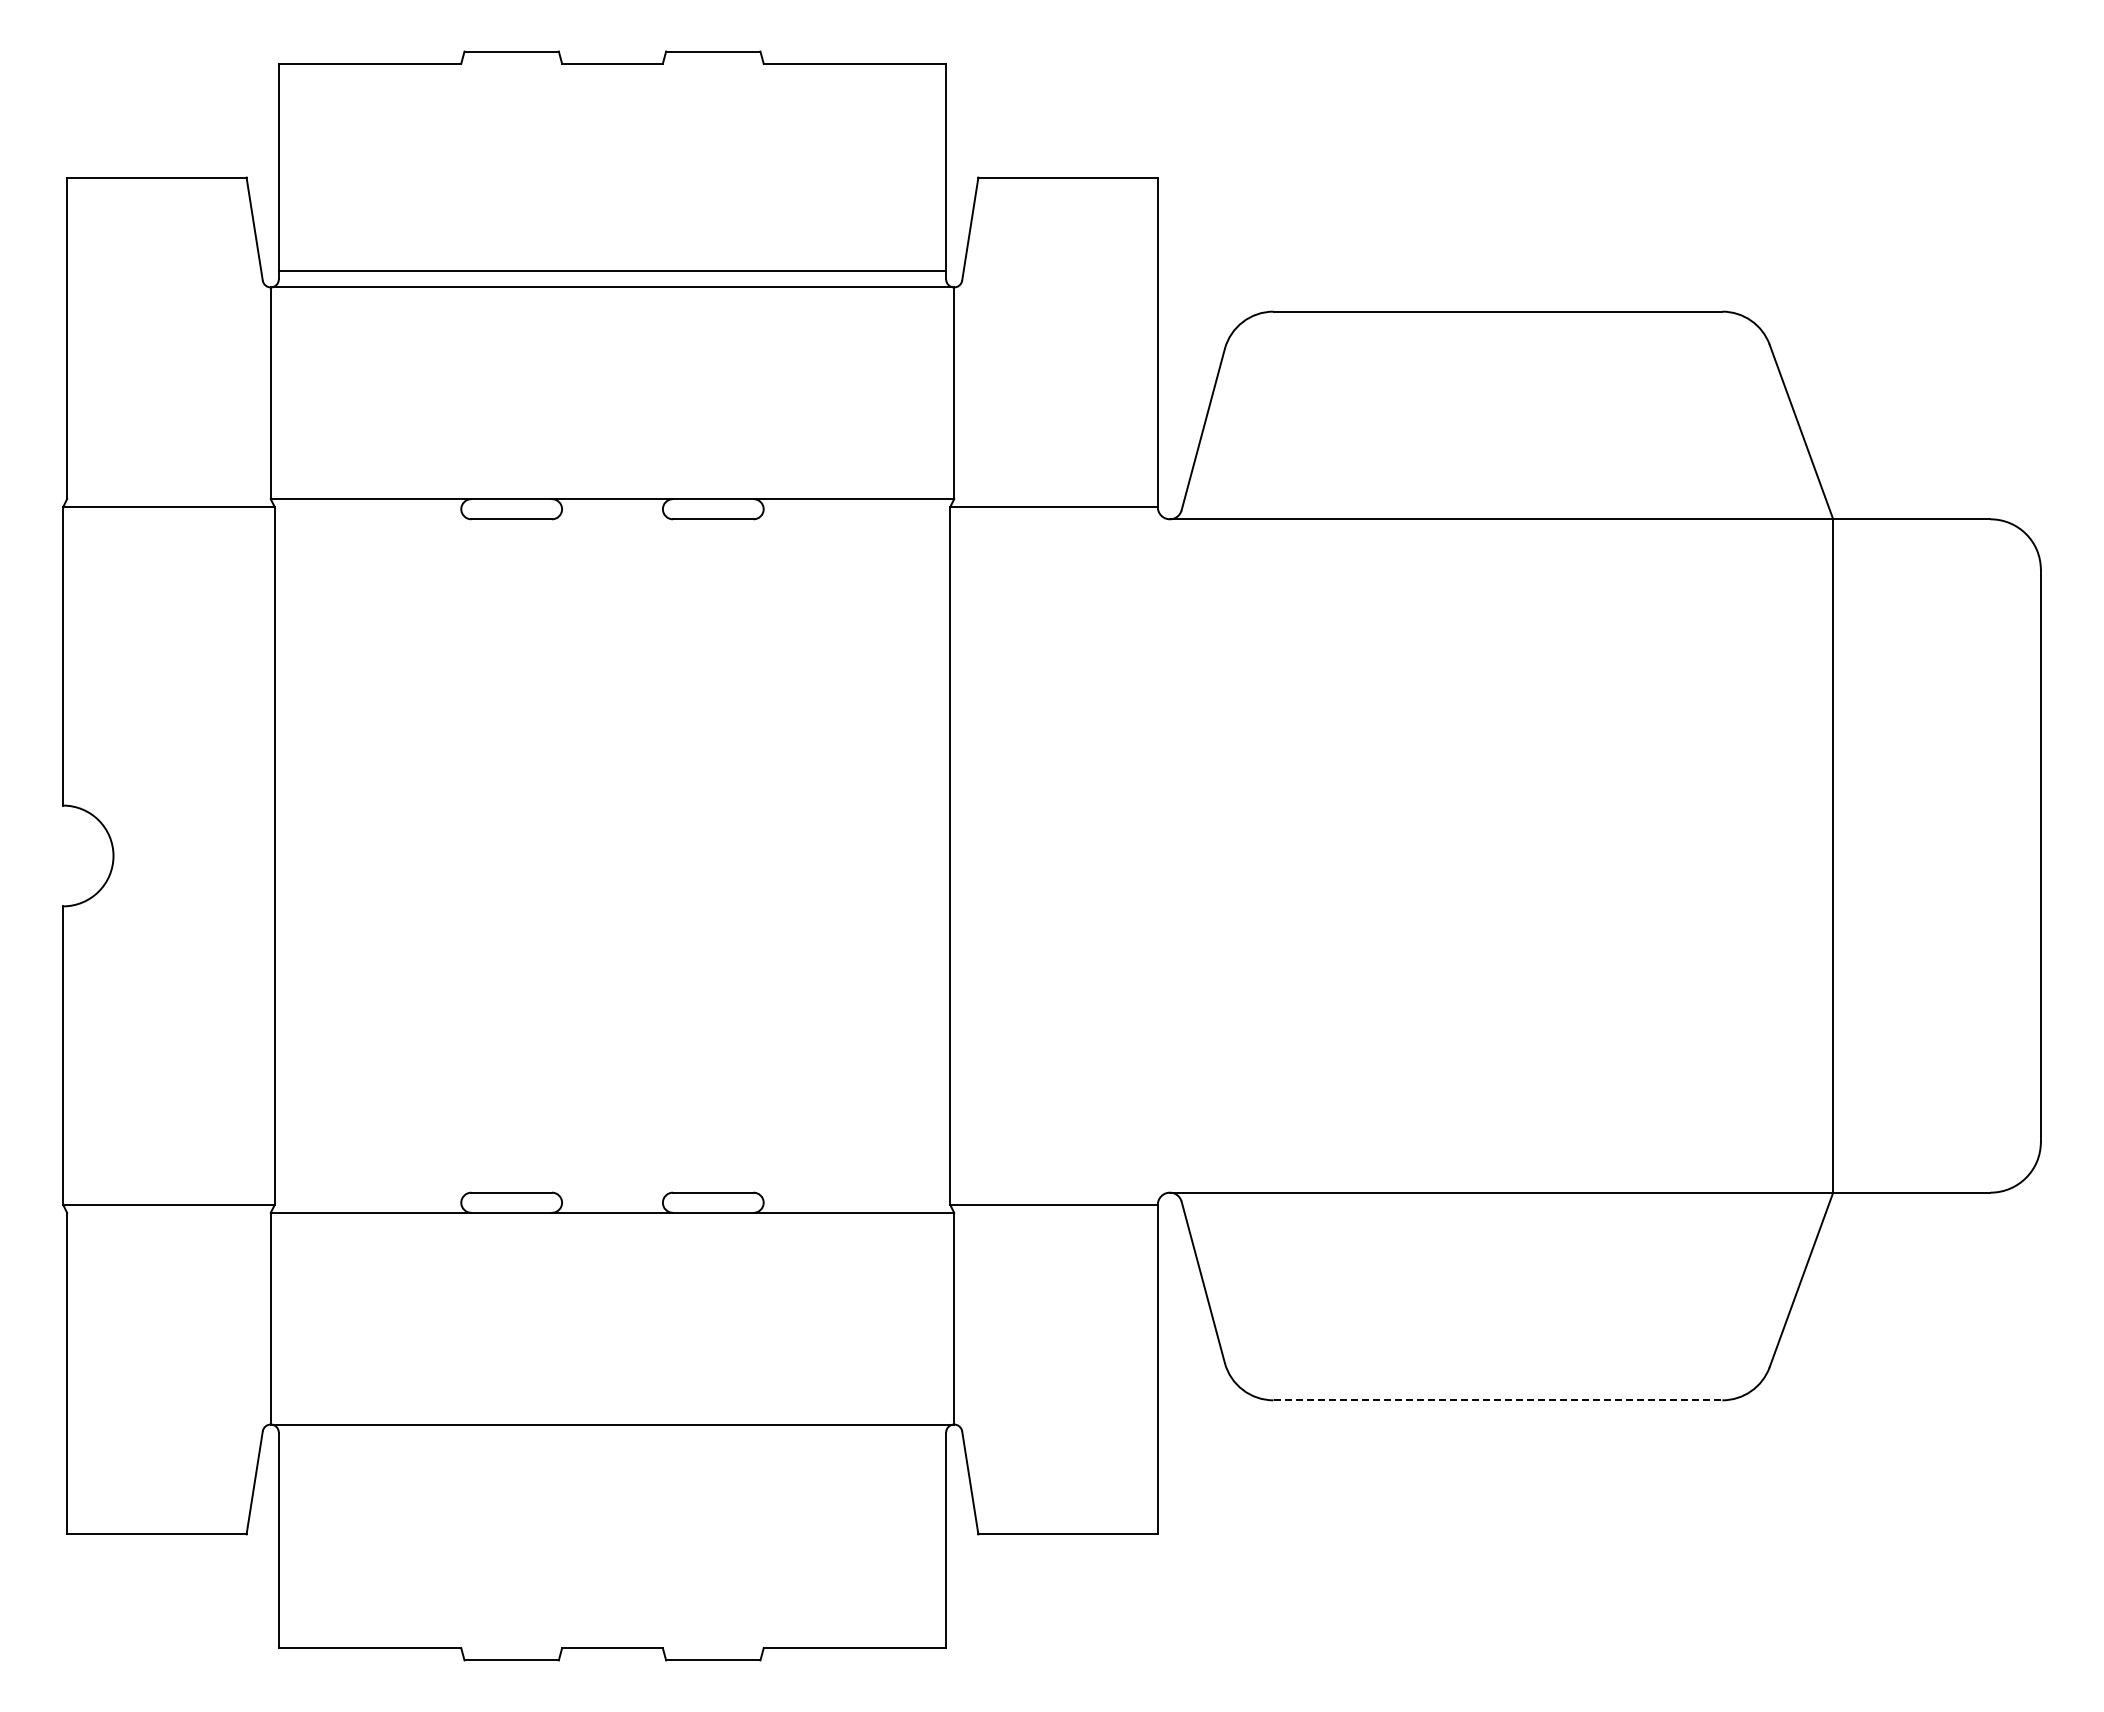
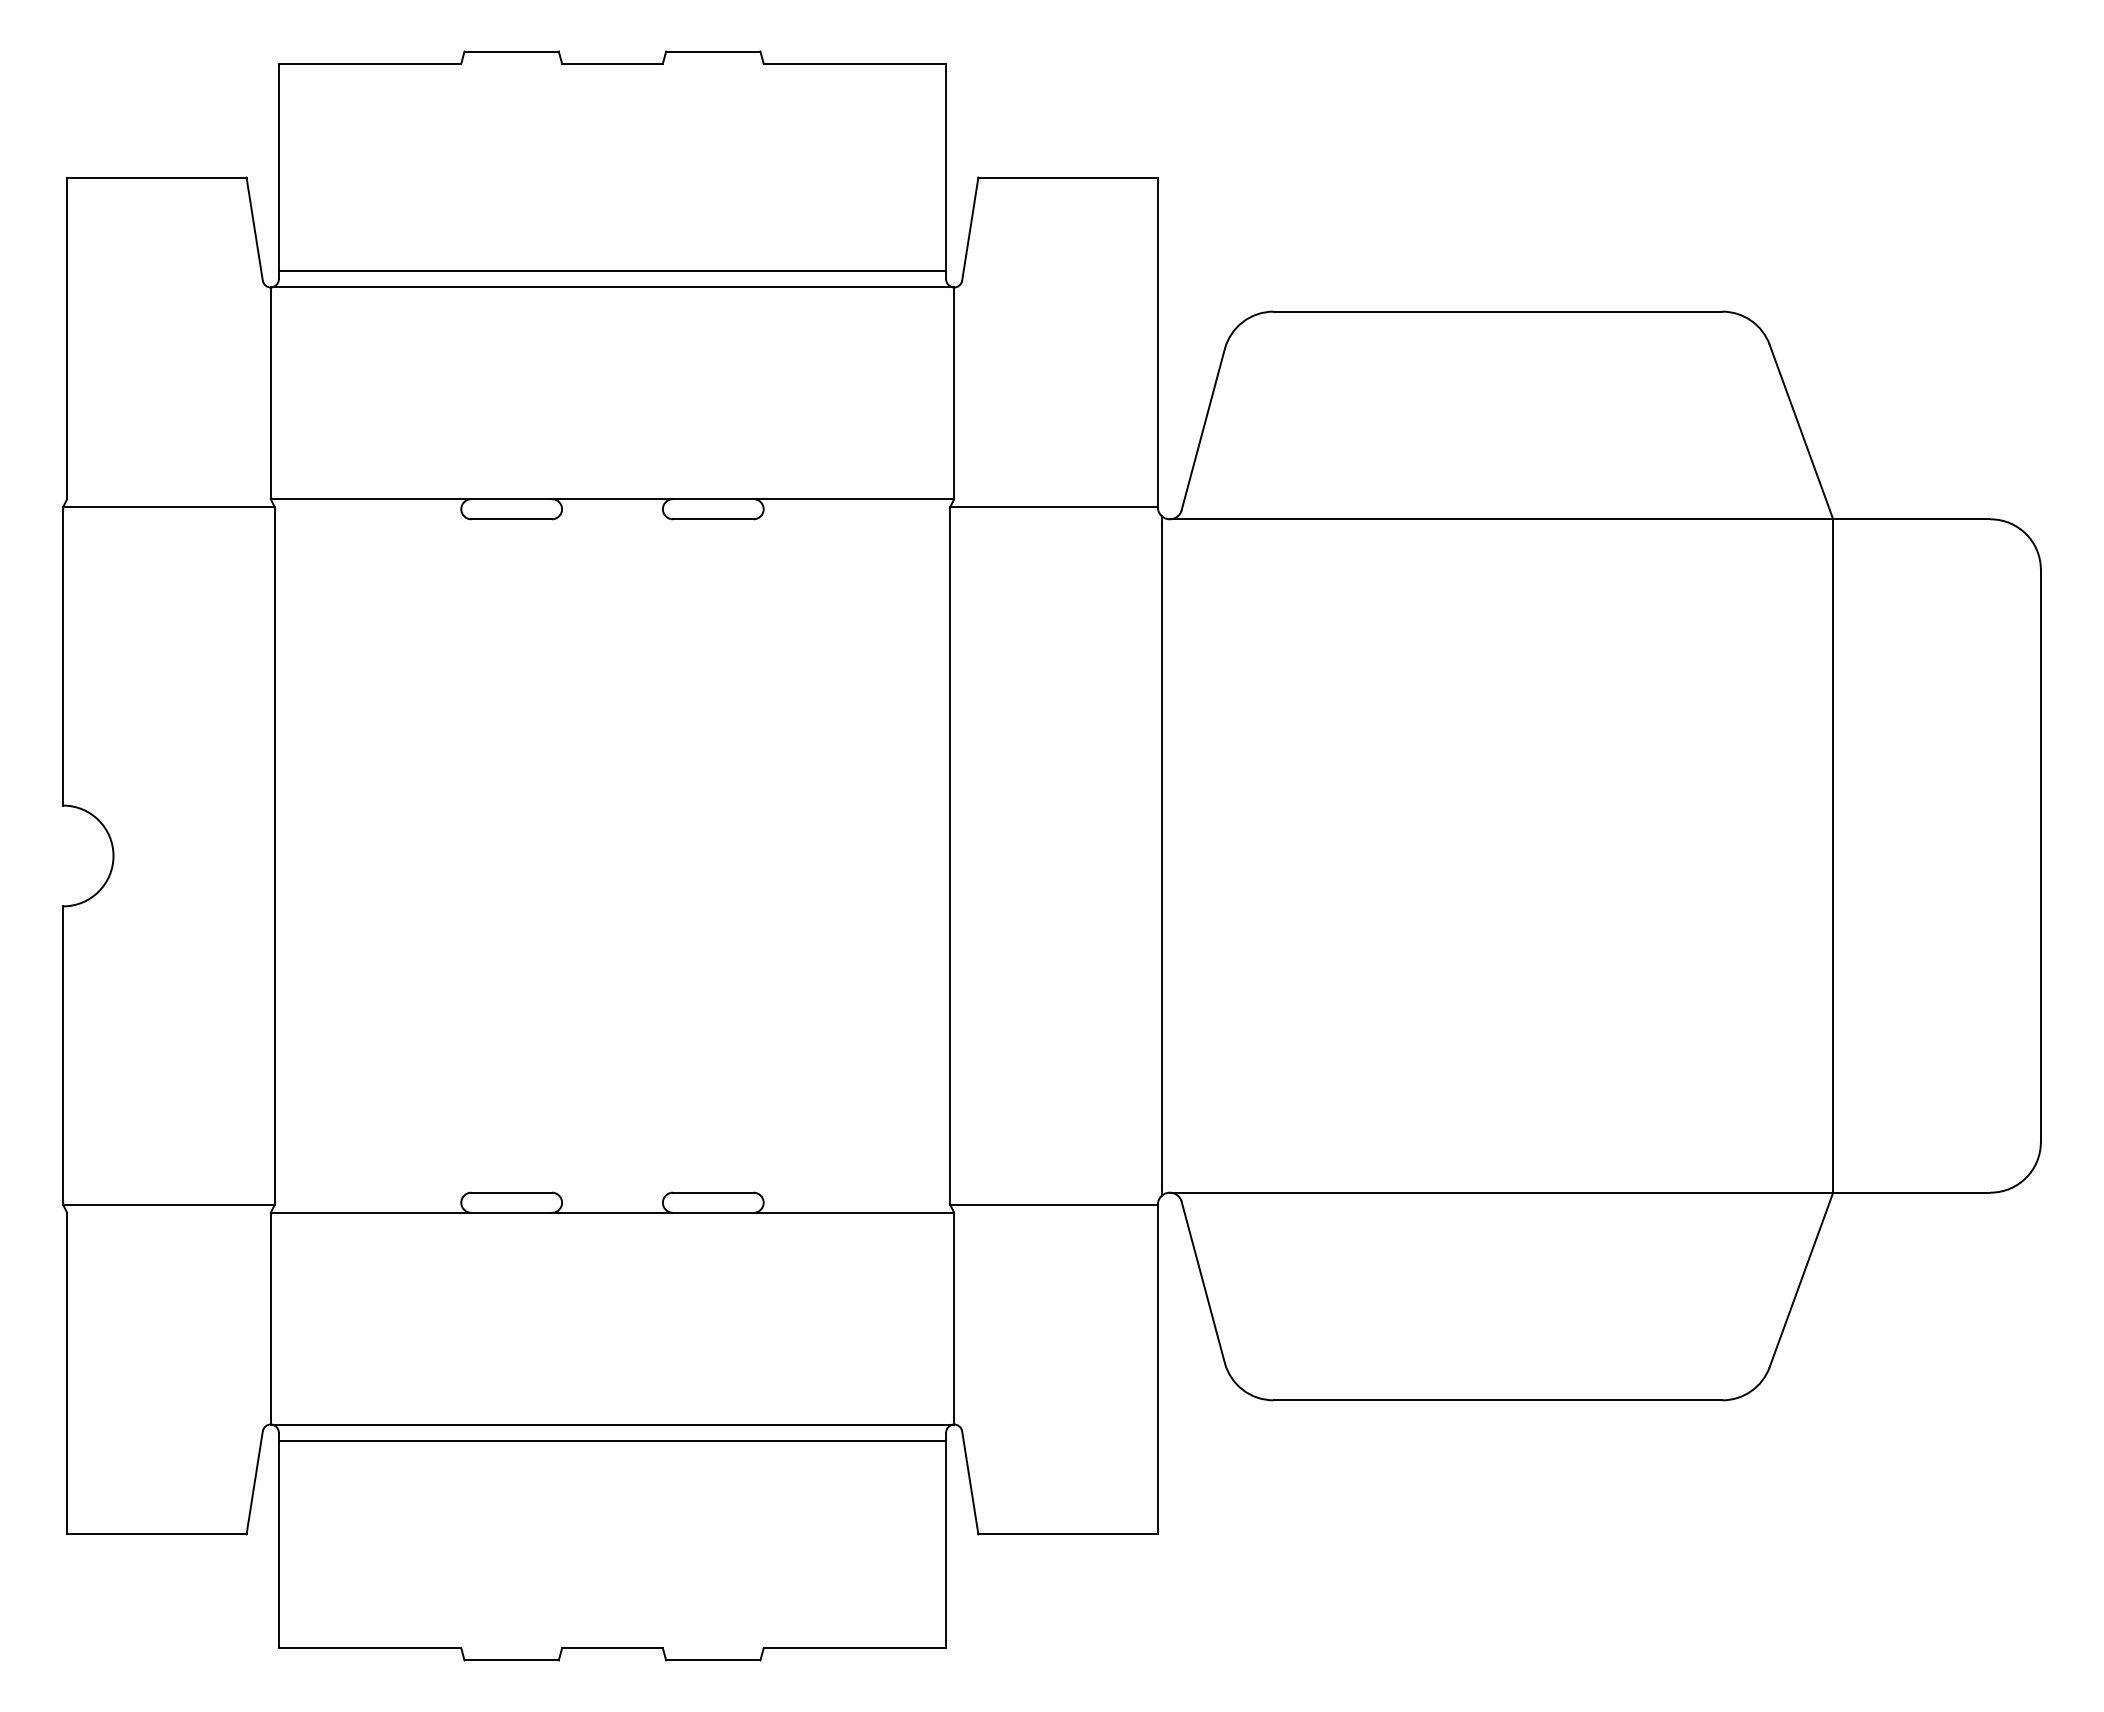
line: none -> present (1161, 855)
line: dashed -> solid (1498, 1400)
line: none -> present (612, 1440)
